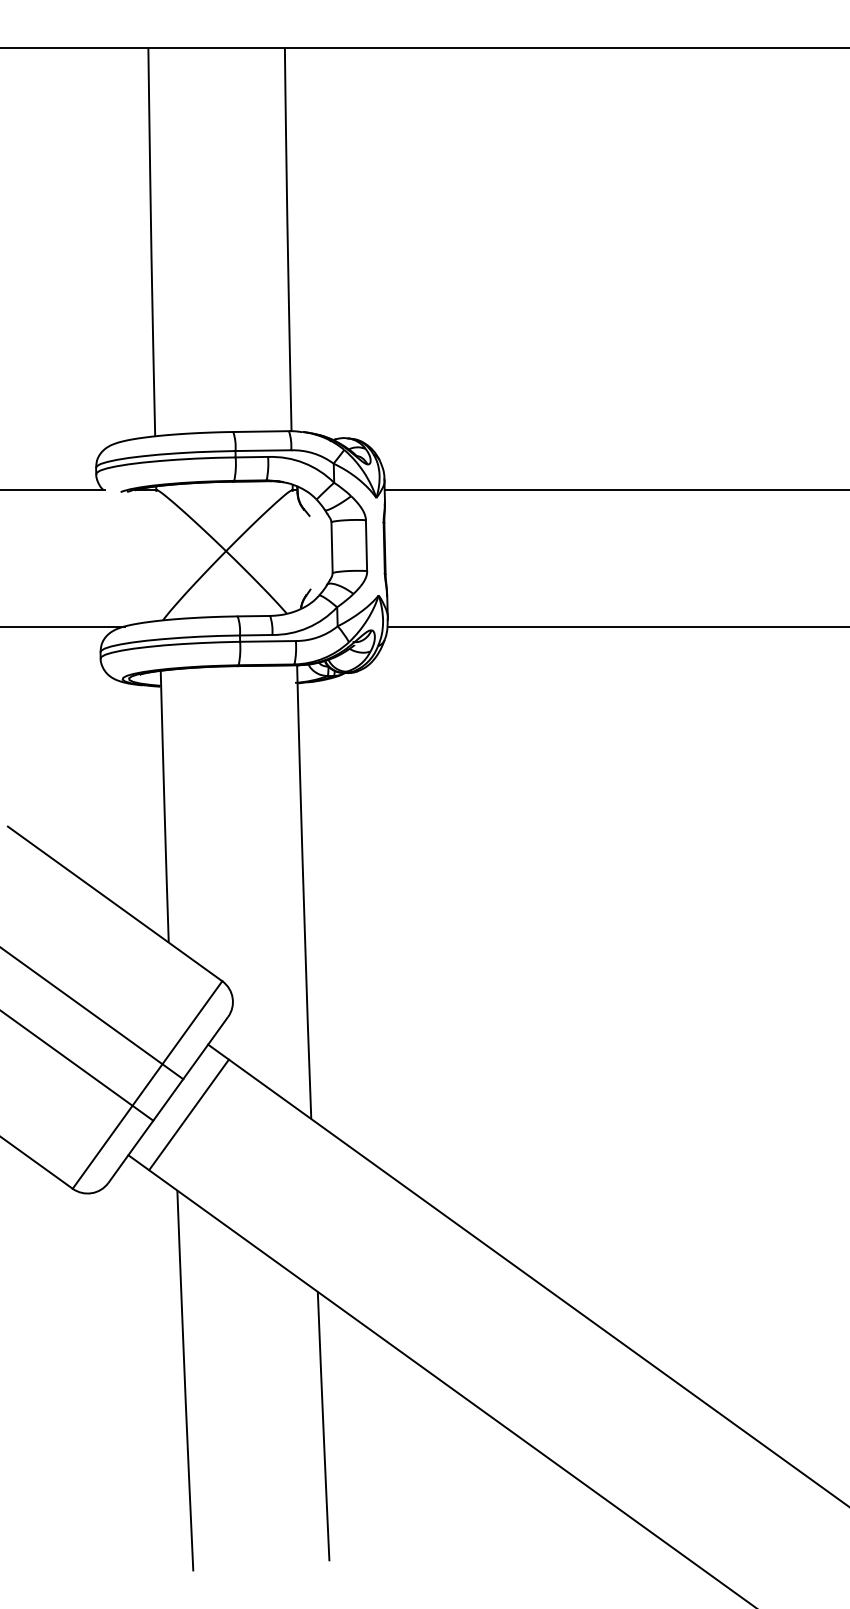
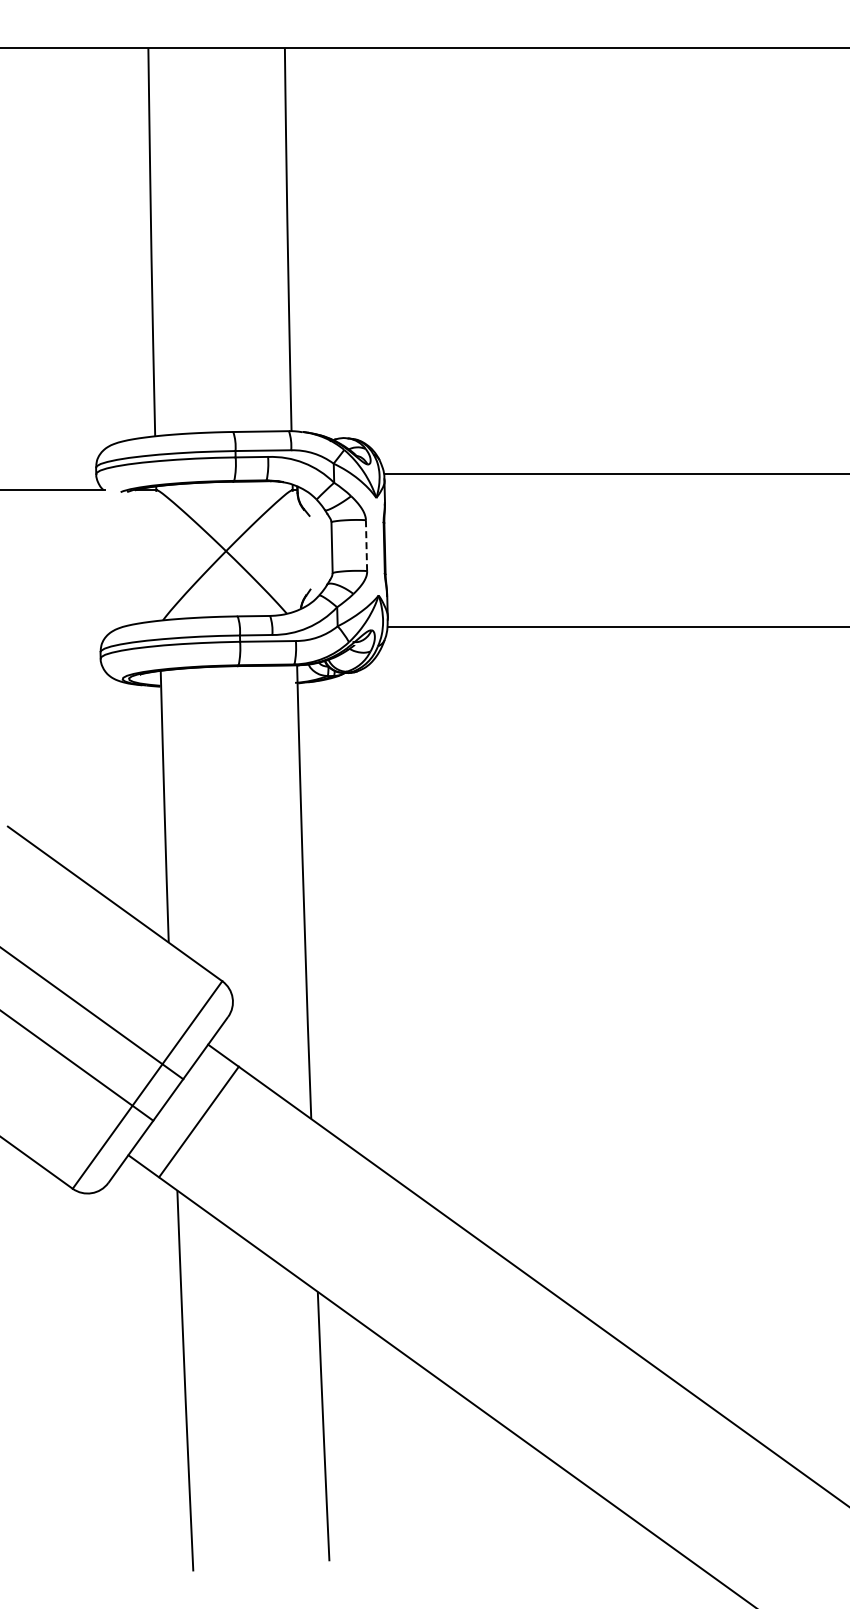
line position: (615, 490) -> (615, 474) (615, 474)
line: solid -> dashed (366, 546)
line: present -> none (63, 626)
line position: (188, 1114) -> (198, 1121) (198, 1121)
